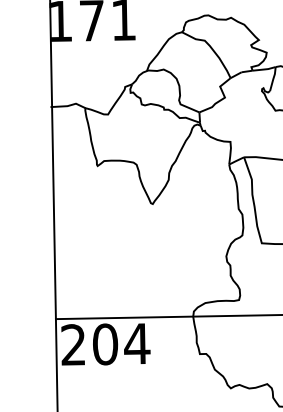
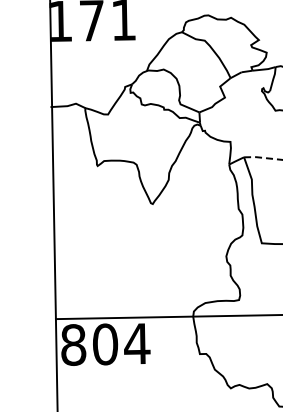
line: solid -> dashed (262, 157)
text: 204 -> 804 (73, 344)
